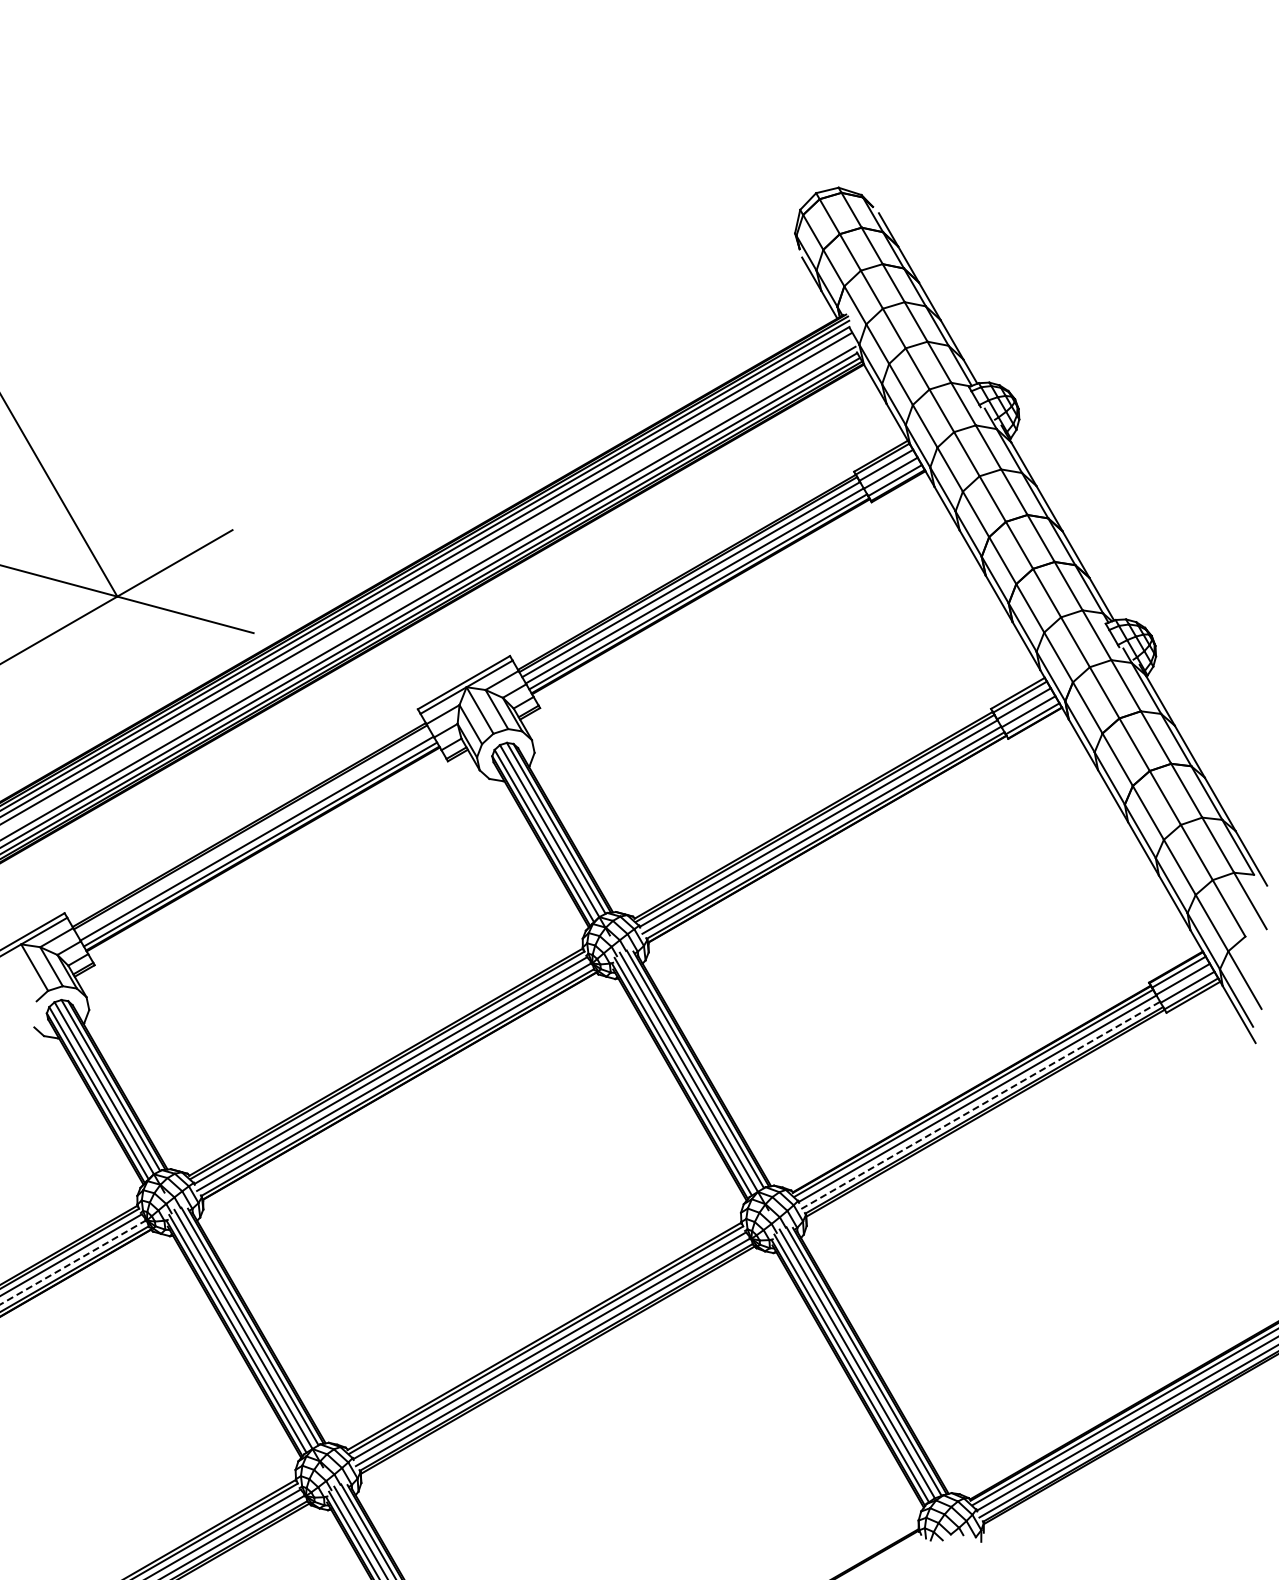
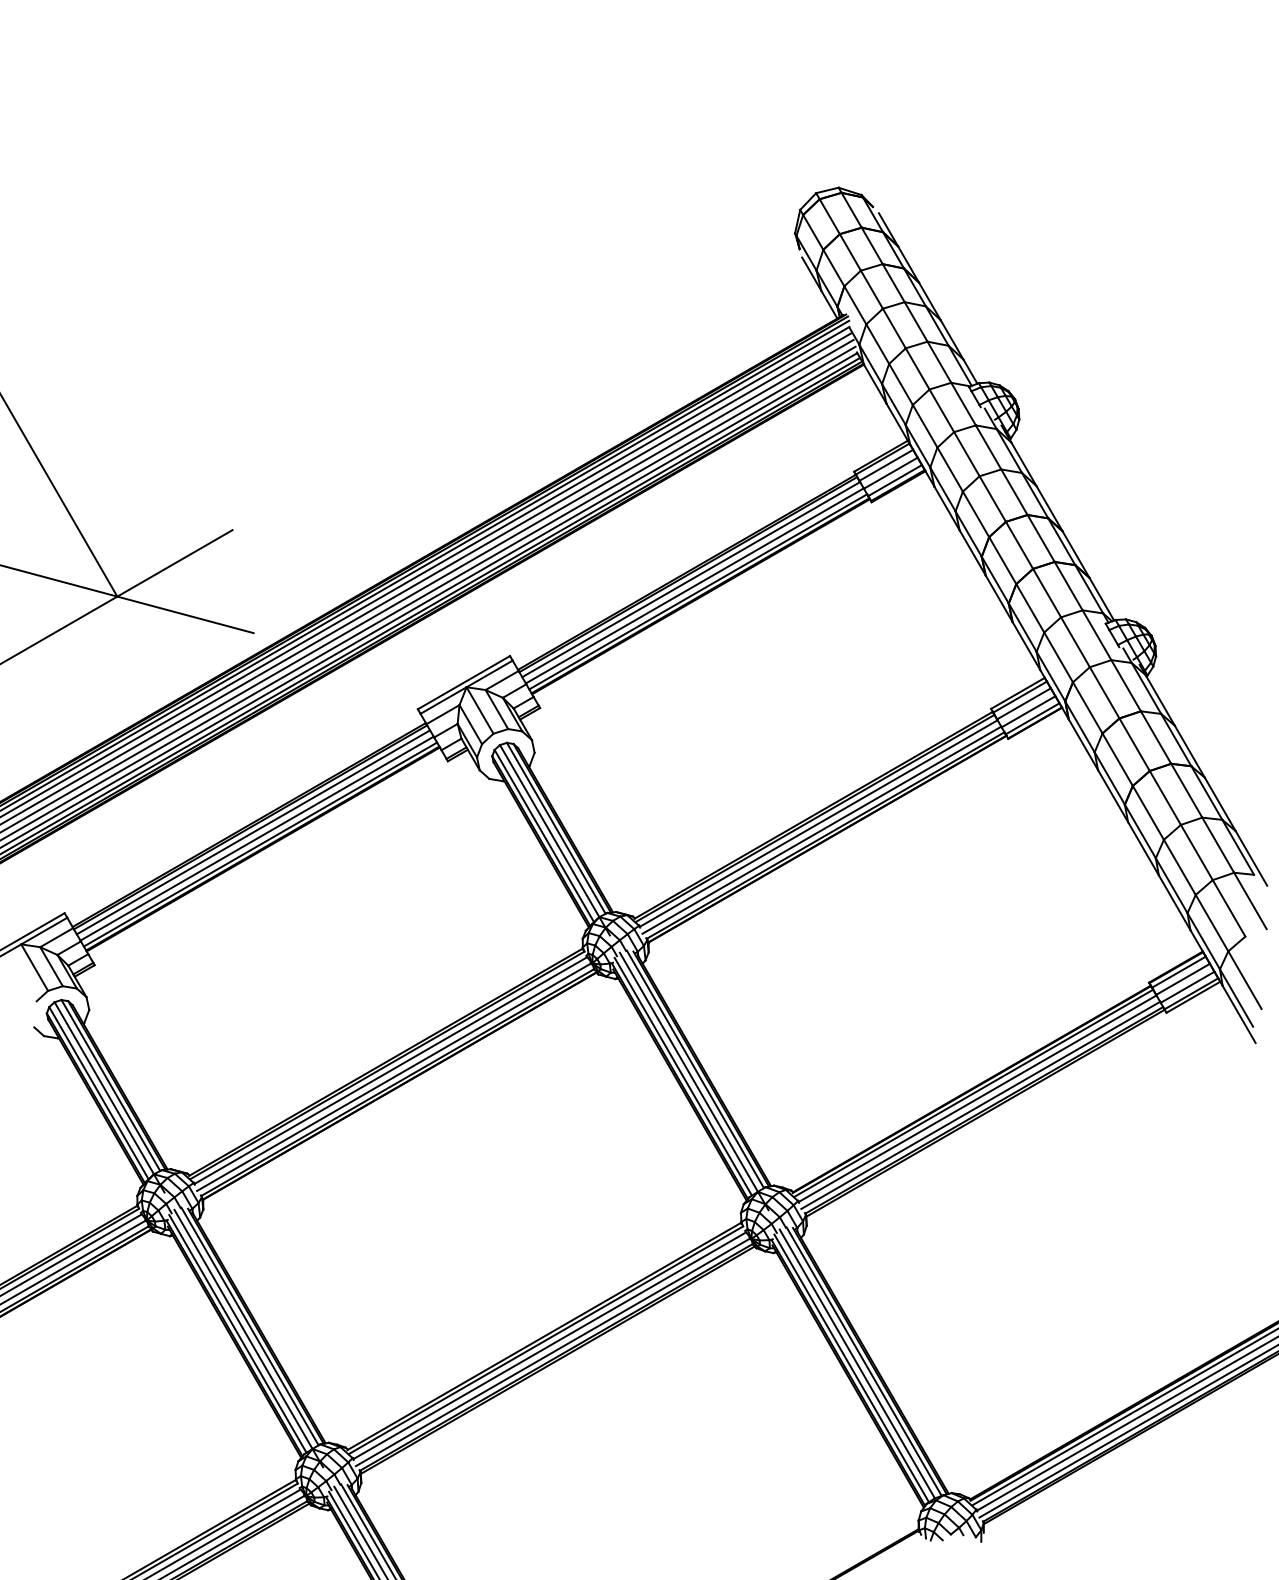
line: none -> present (427, 585)
line: none -> present (253, 832)
line: dashed -> solid (981, 1105)
line: dashed -> solid (73, 1262)
